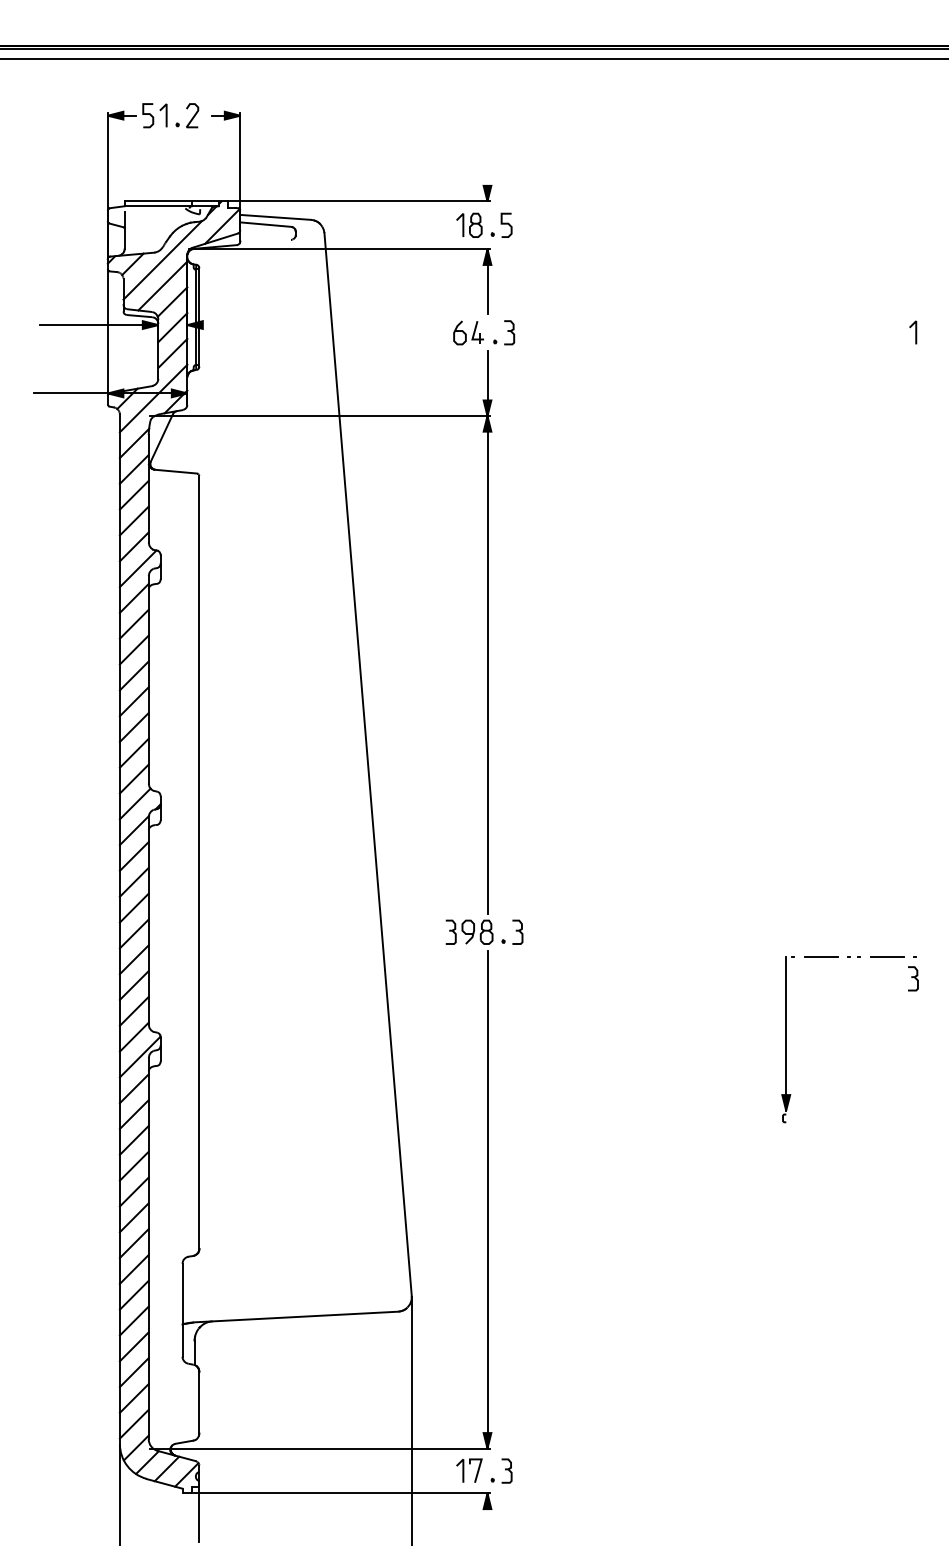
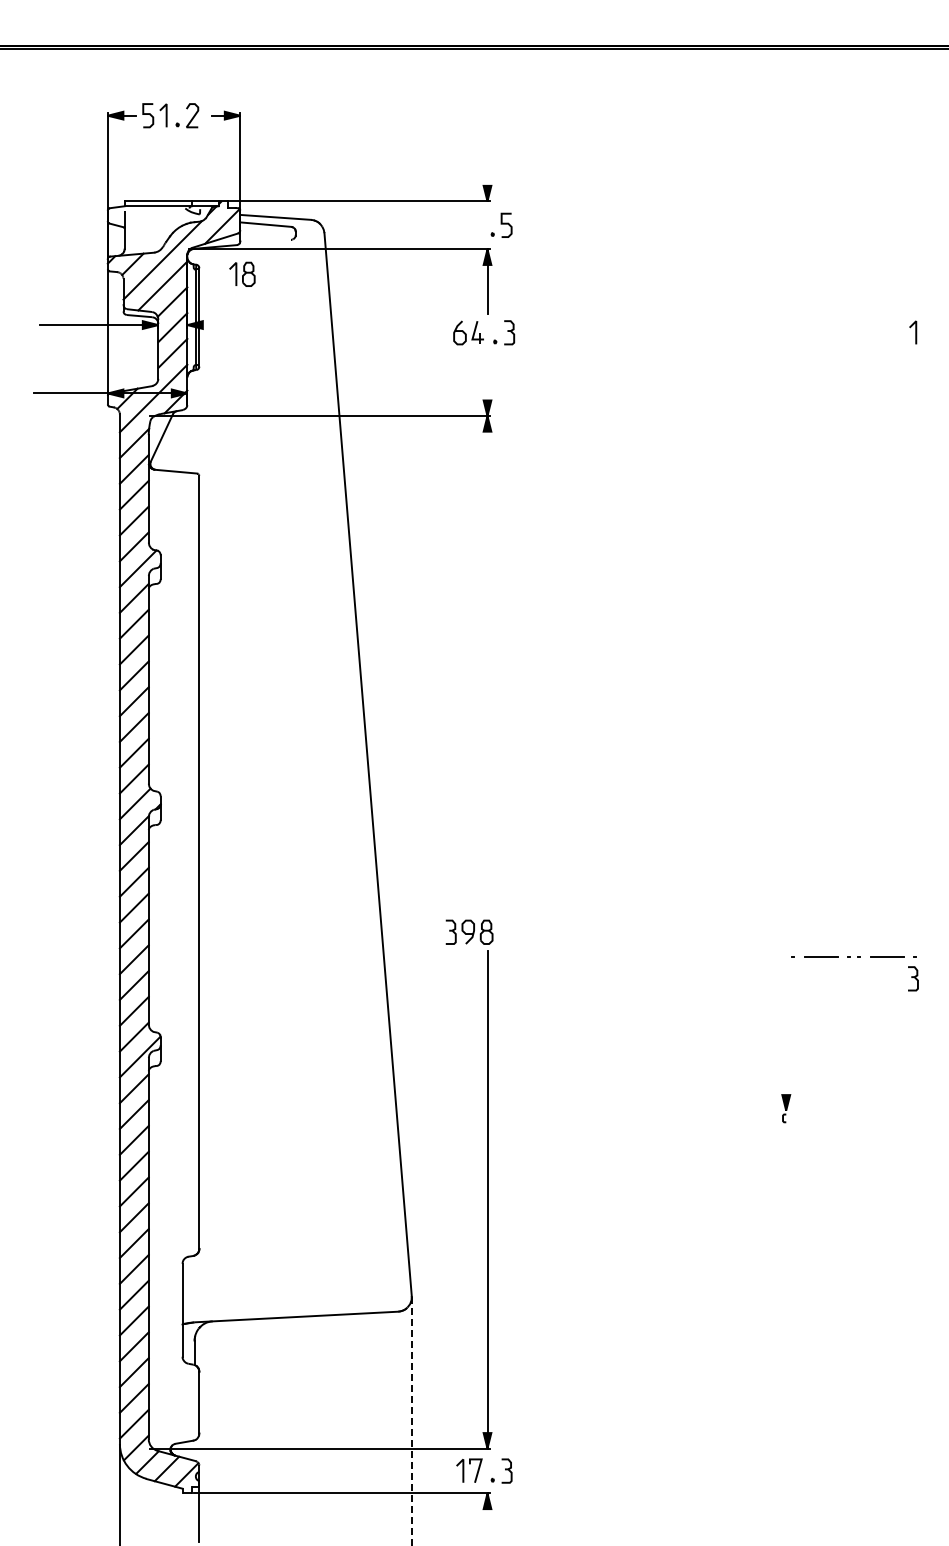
line: present -> none (473, 59)
part position: (469, 224) -> (242, 273) (242, 273)
line: present -> none (487, 632)
part: present -> none (512, 931)
line: present -> none (786, 1033)
line: solid -> dashed (411, 1421)
